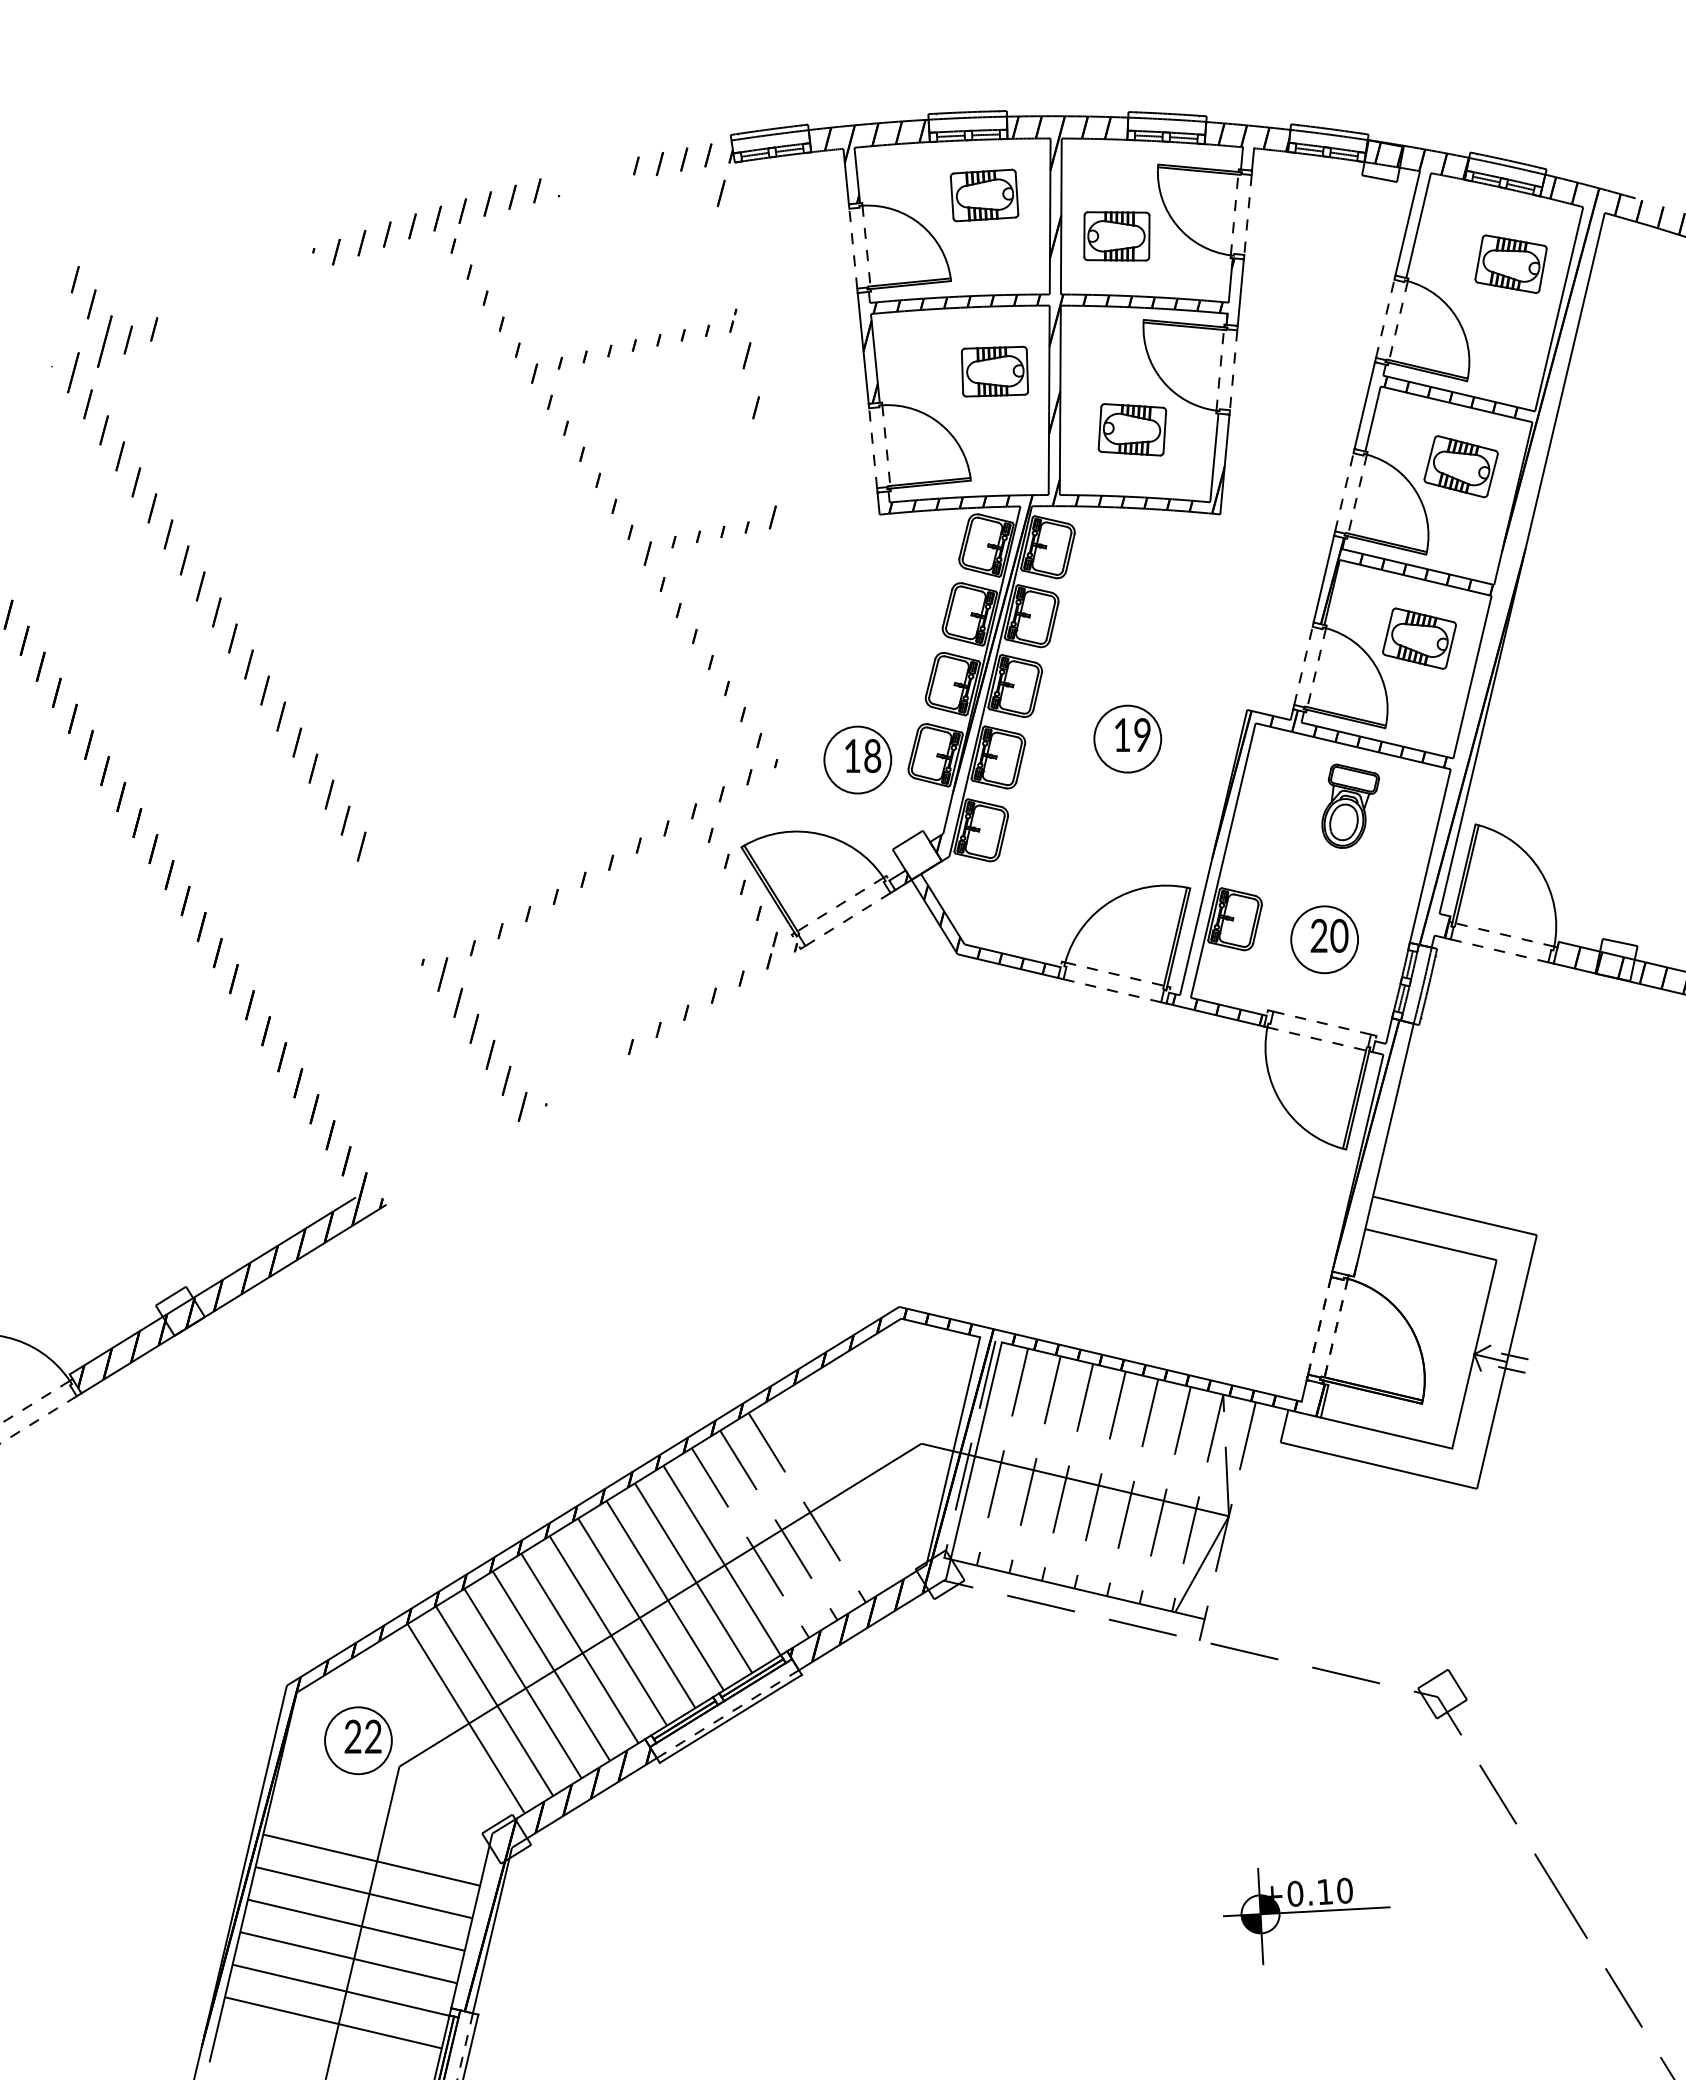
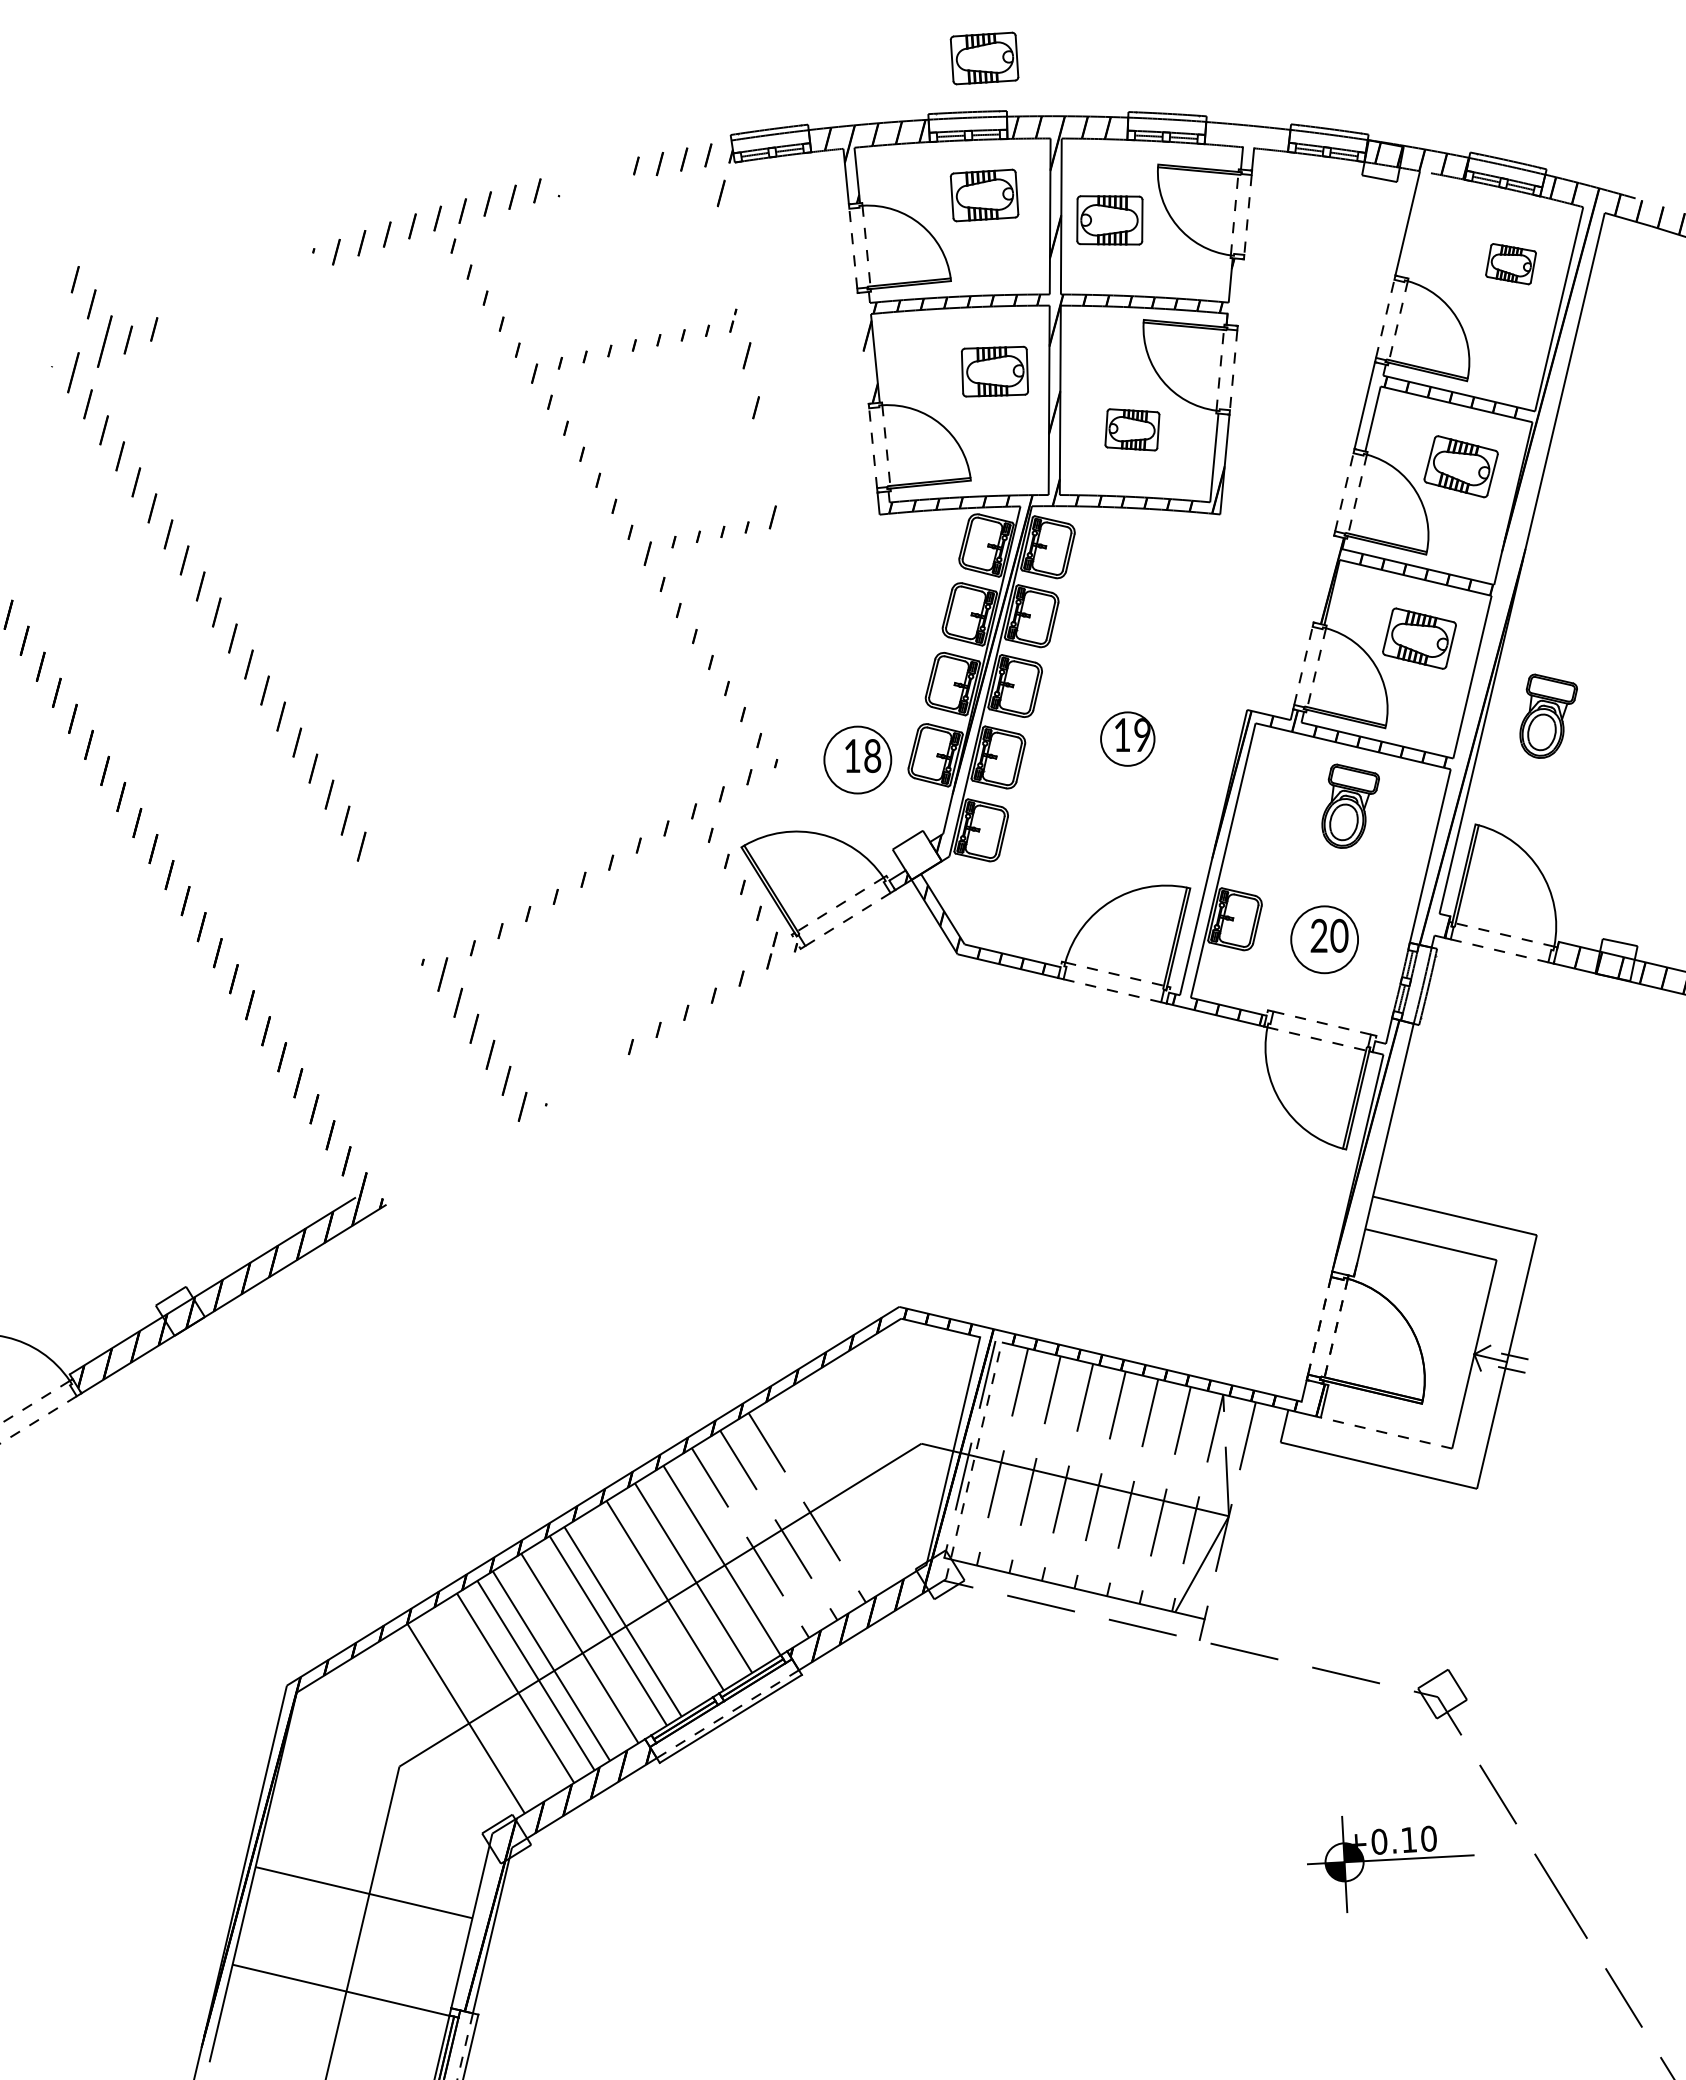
part: none -> present (984, 58)
hatch: present -> none (1253, 137)
line: present -> none (1418, 225)
part position: (1116, 236) -> (1109, 220) (1109, 220)
part size: 74x60 px -> 52x43 px (1510, 264)
line: present -> none (1240, 292)
line: present -> none (862, 348)
part size: 71x54 px -> 57x44 px (1132, 429)
line: present -> none (1323, 578)
part: none -> present (1548, 715)
circle diameter: 67 px -> 53 px (1127, 738)
line: solid -> dashed (1386, 1433)
line: solid -> dashed (973, 1460)
line position: (636, 1613) -> (622, 1621) (622, 1621)
line position: (522, 1683) -> (535, 1675) (535, 1675)
line position: (494, 1701) -> (515, 1688) (515, 1688)
part: present -> none (358, 1740)
line: present -> none (371, 1859)
part position: (1306, 1916) -> (1390, 1864) (1390, 1864)
line: present -> none (355, 1924)
line: present -> none (348, 1957)
line: present -> none (332, 2022)
